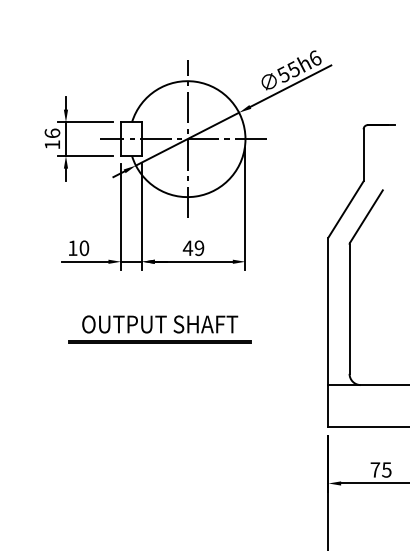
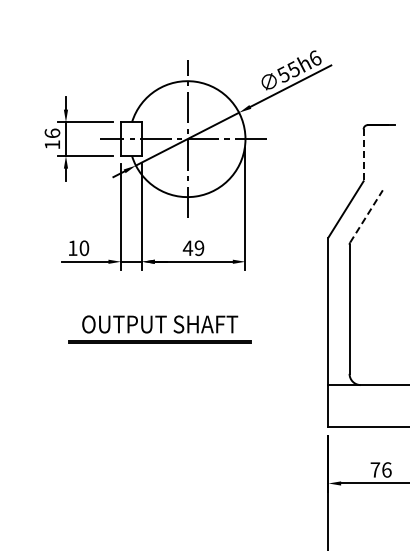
line: solid -> dashed (363, 155)
line: solid -> dashed (366, 216)
text: 75 -> 76 (386, 469)
